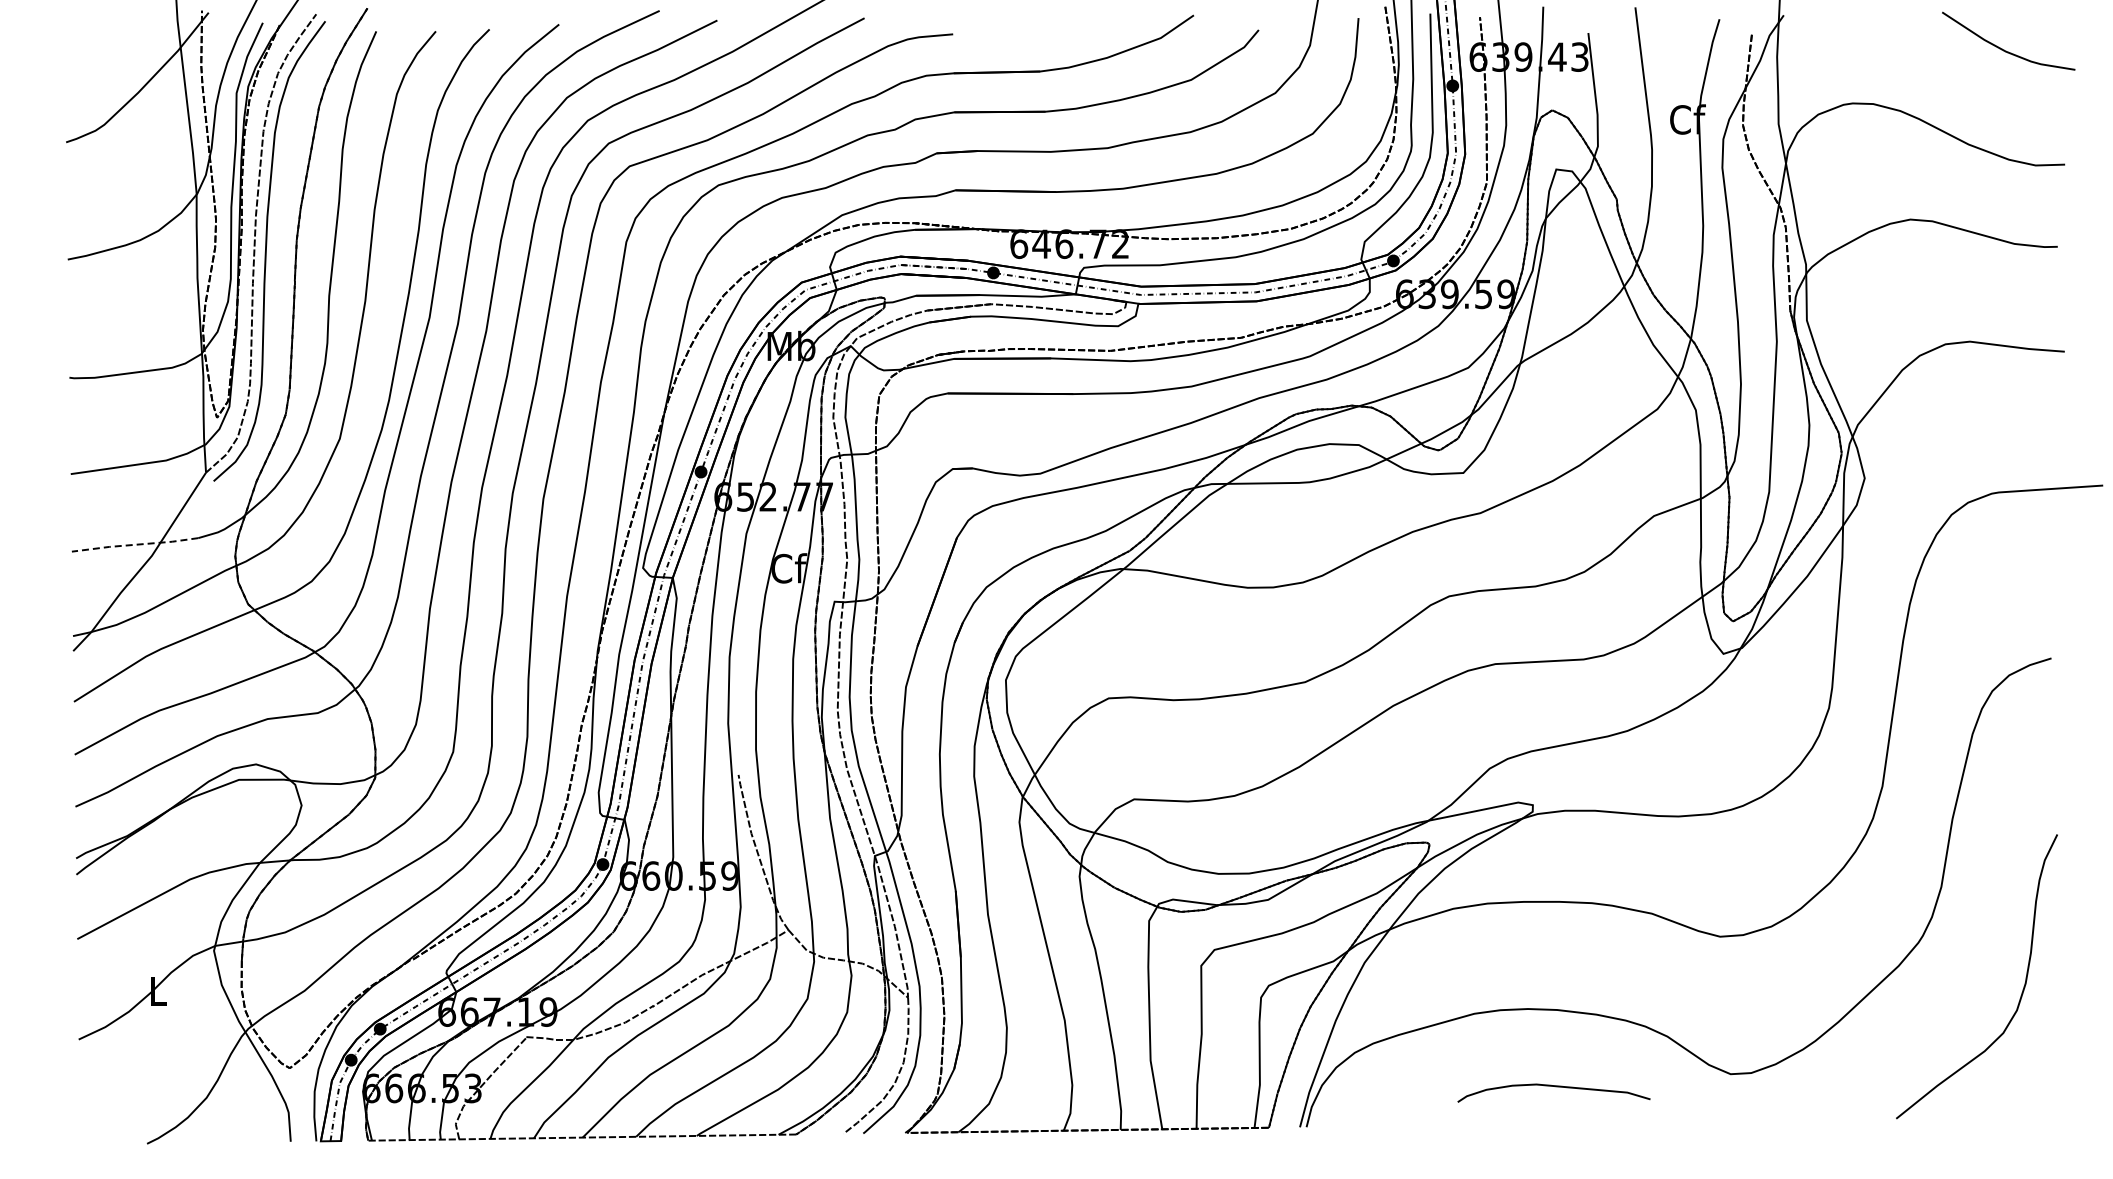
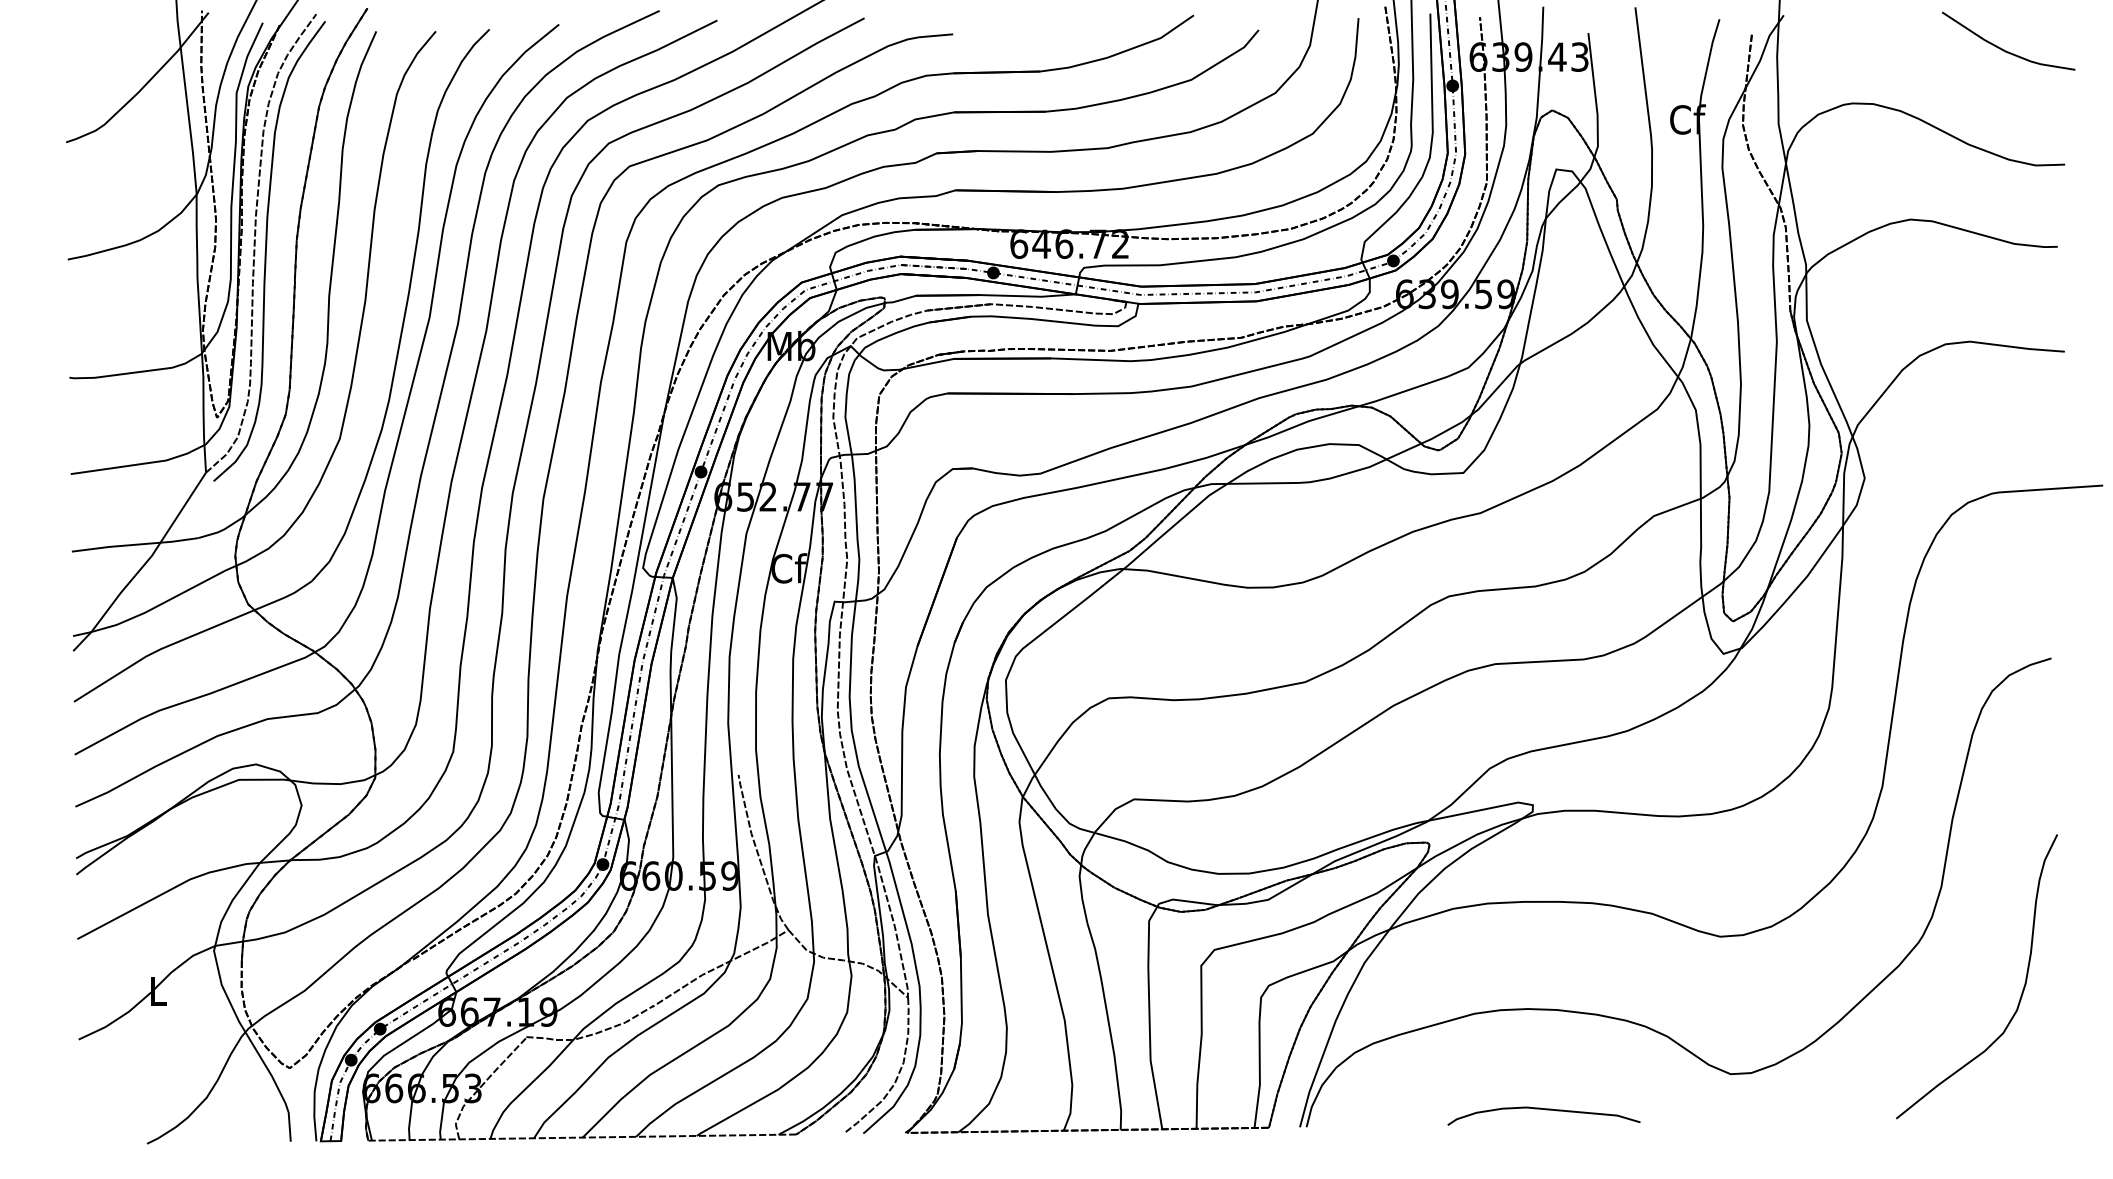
line: dashed -> solid (134, 544)
curve position: (1555, 1087) -> (1545, 1110) (1545, 1110)
